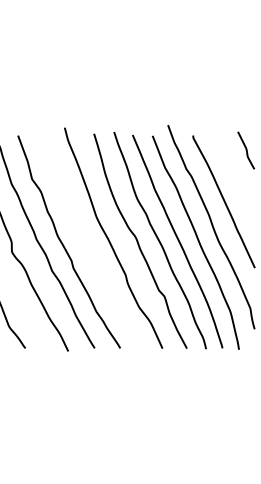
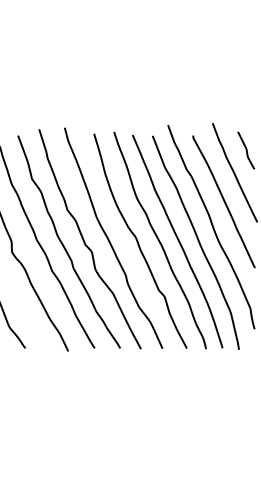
curve: none -> present (234, 172)
curve: none -> present (85, 241)
